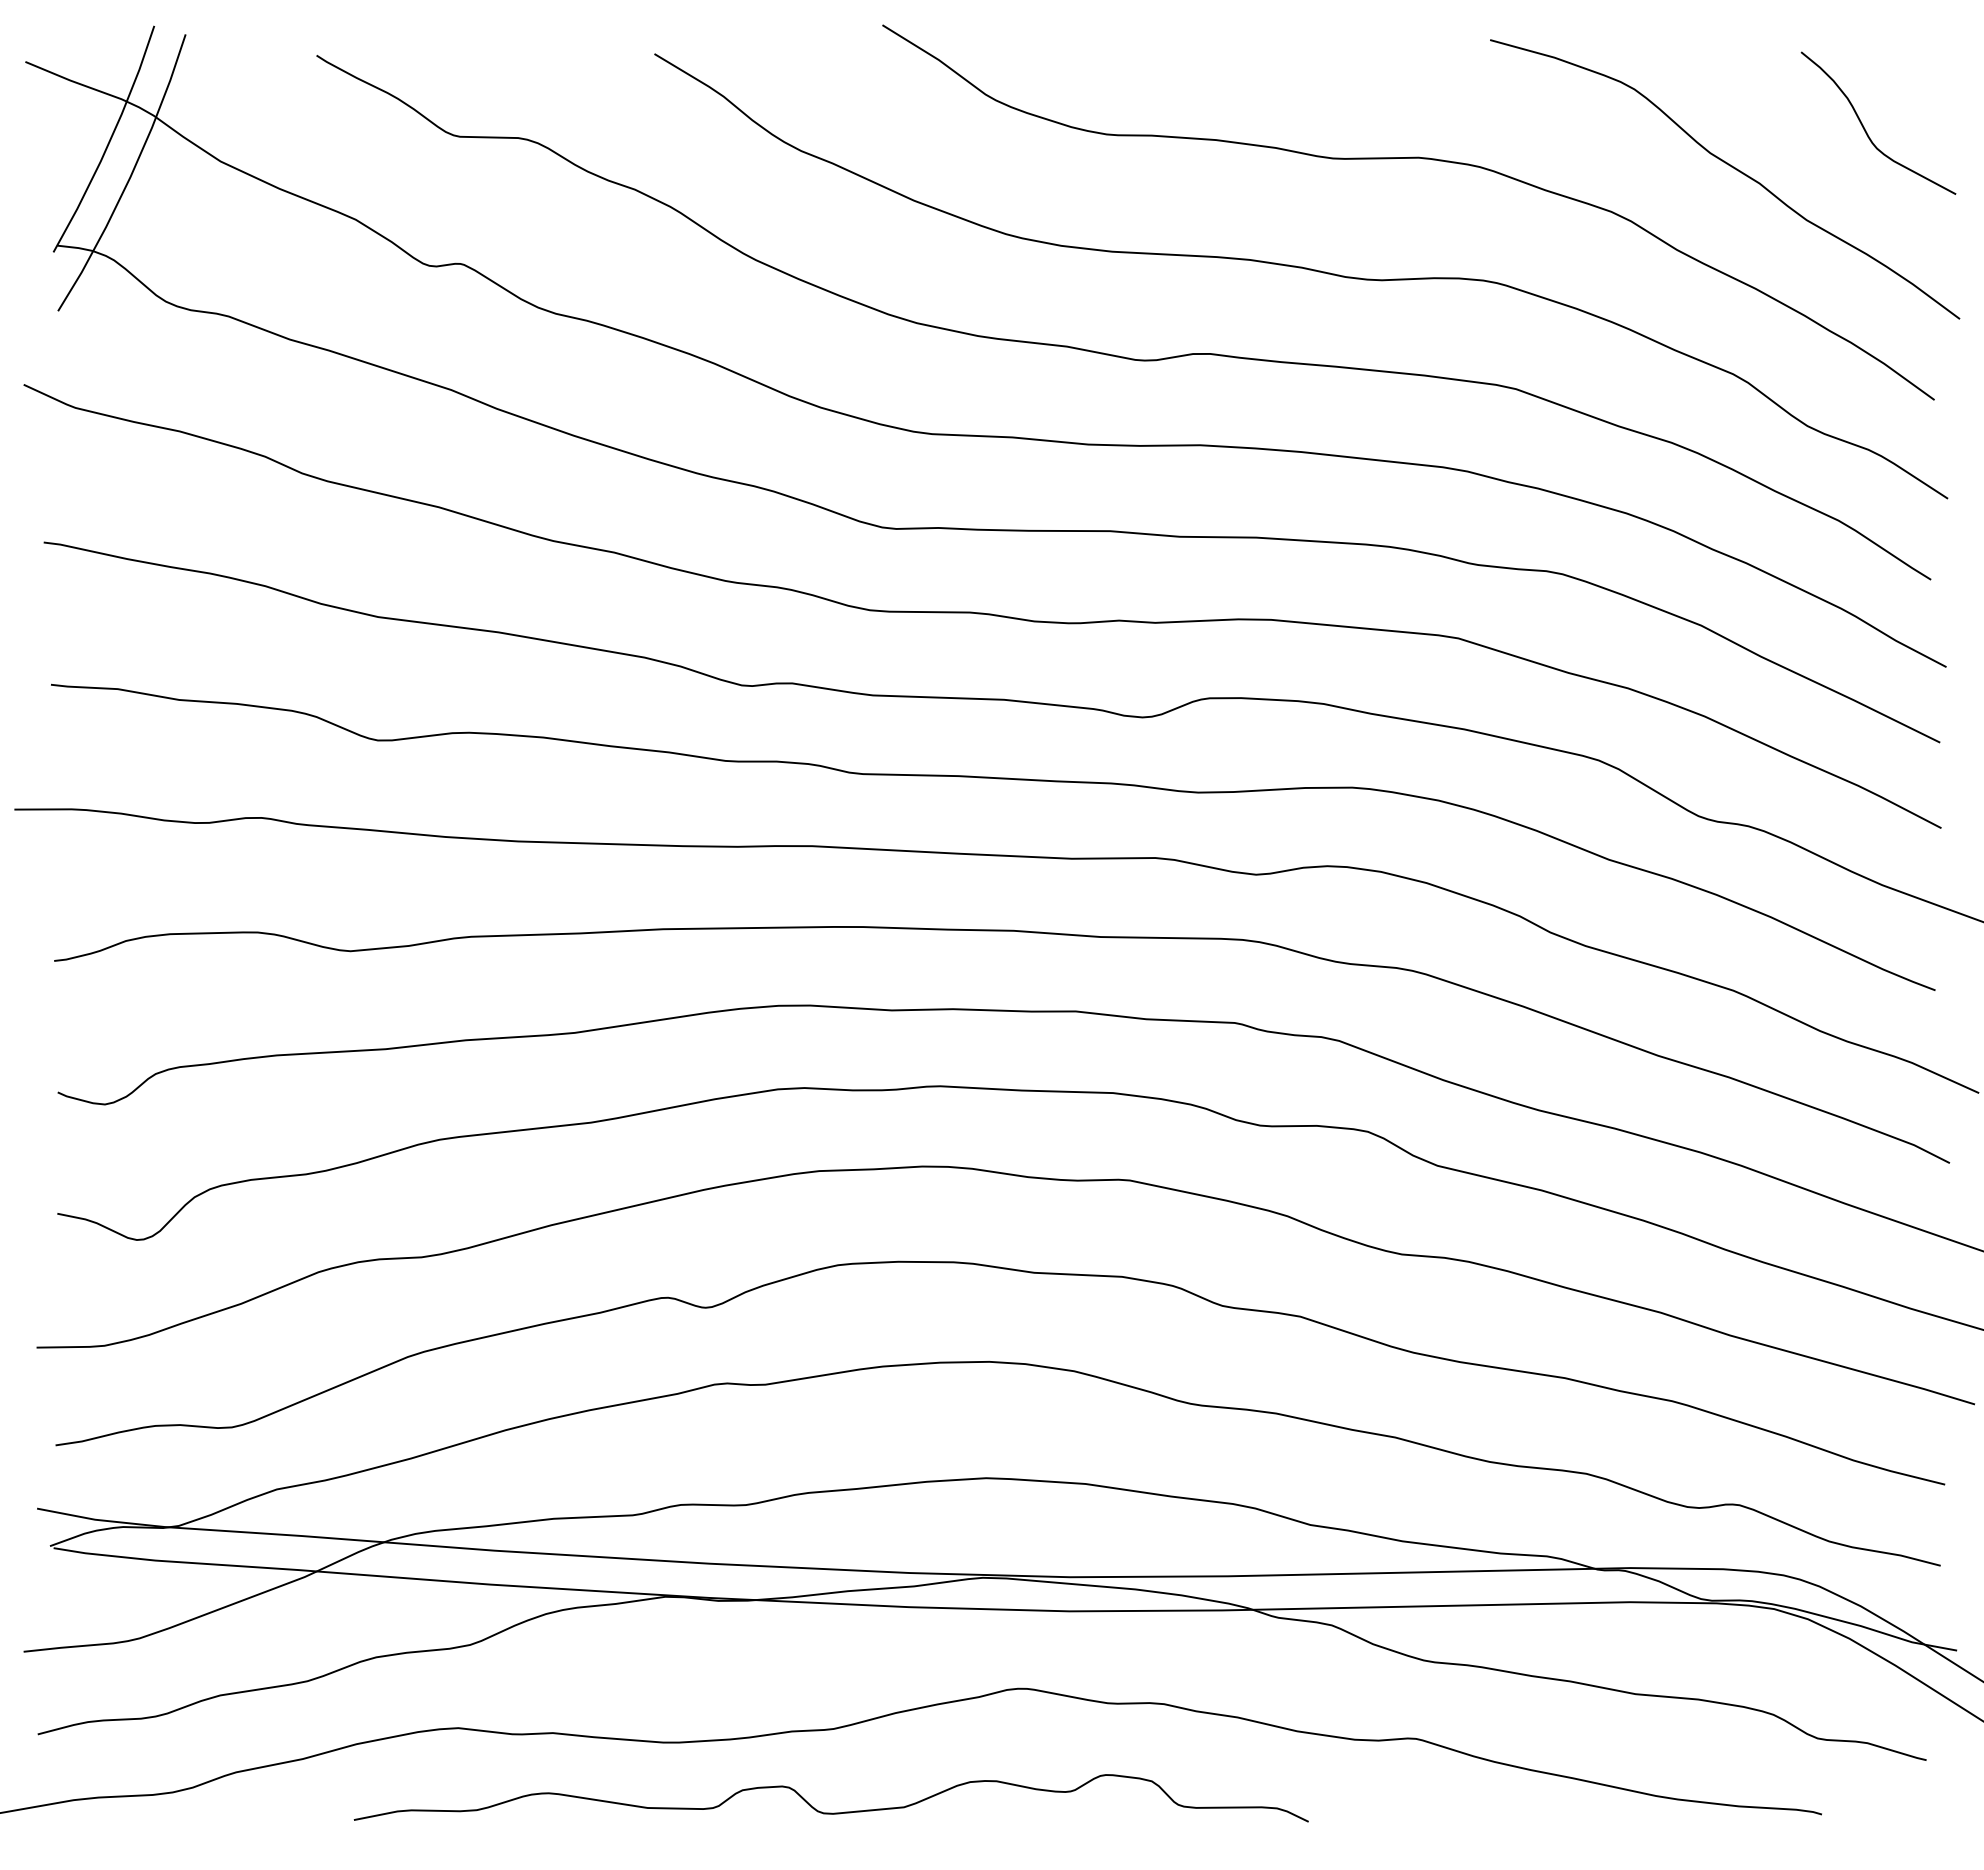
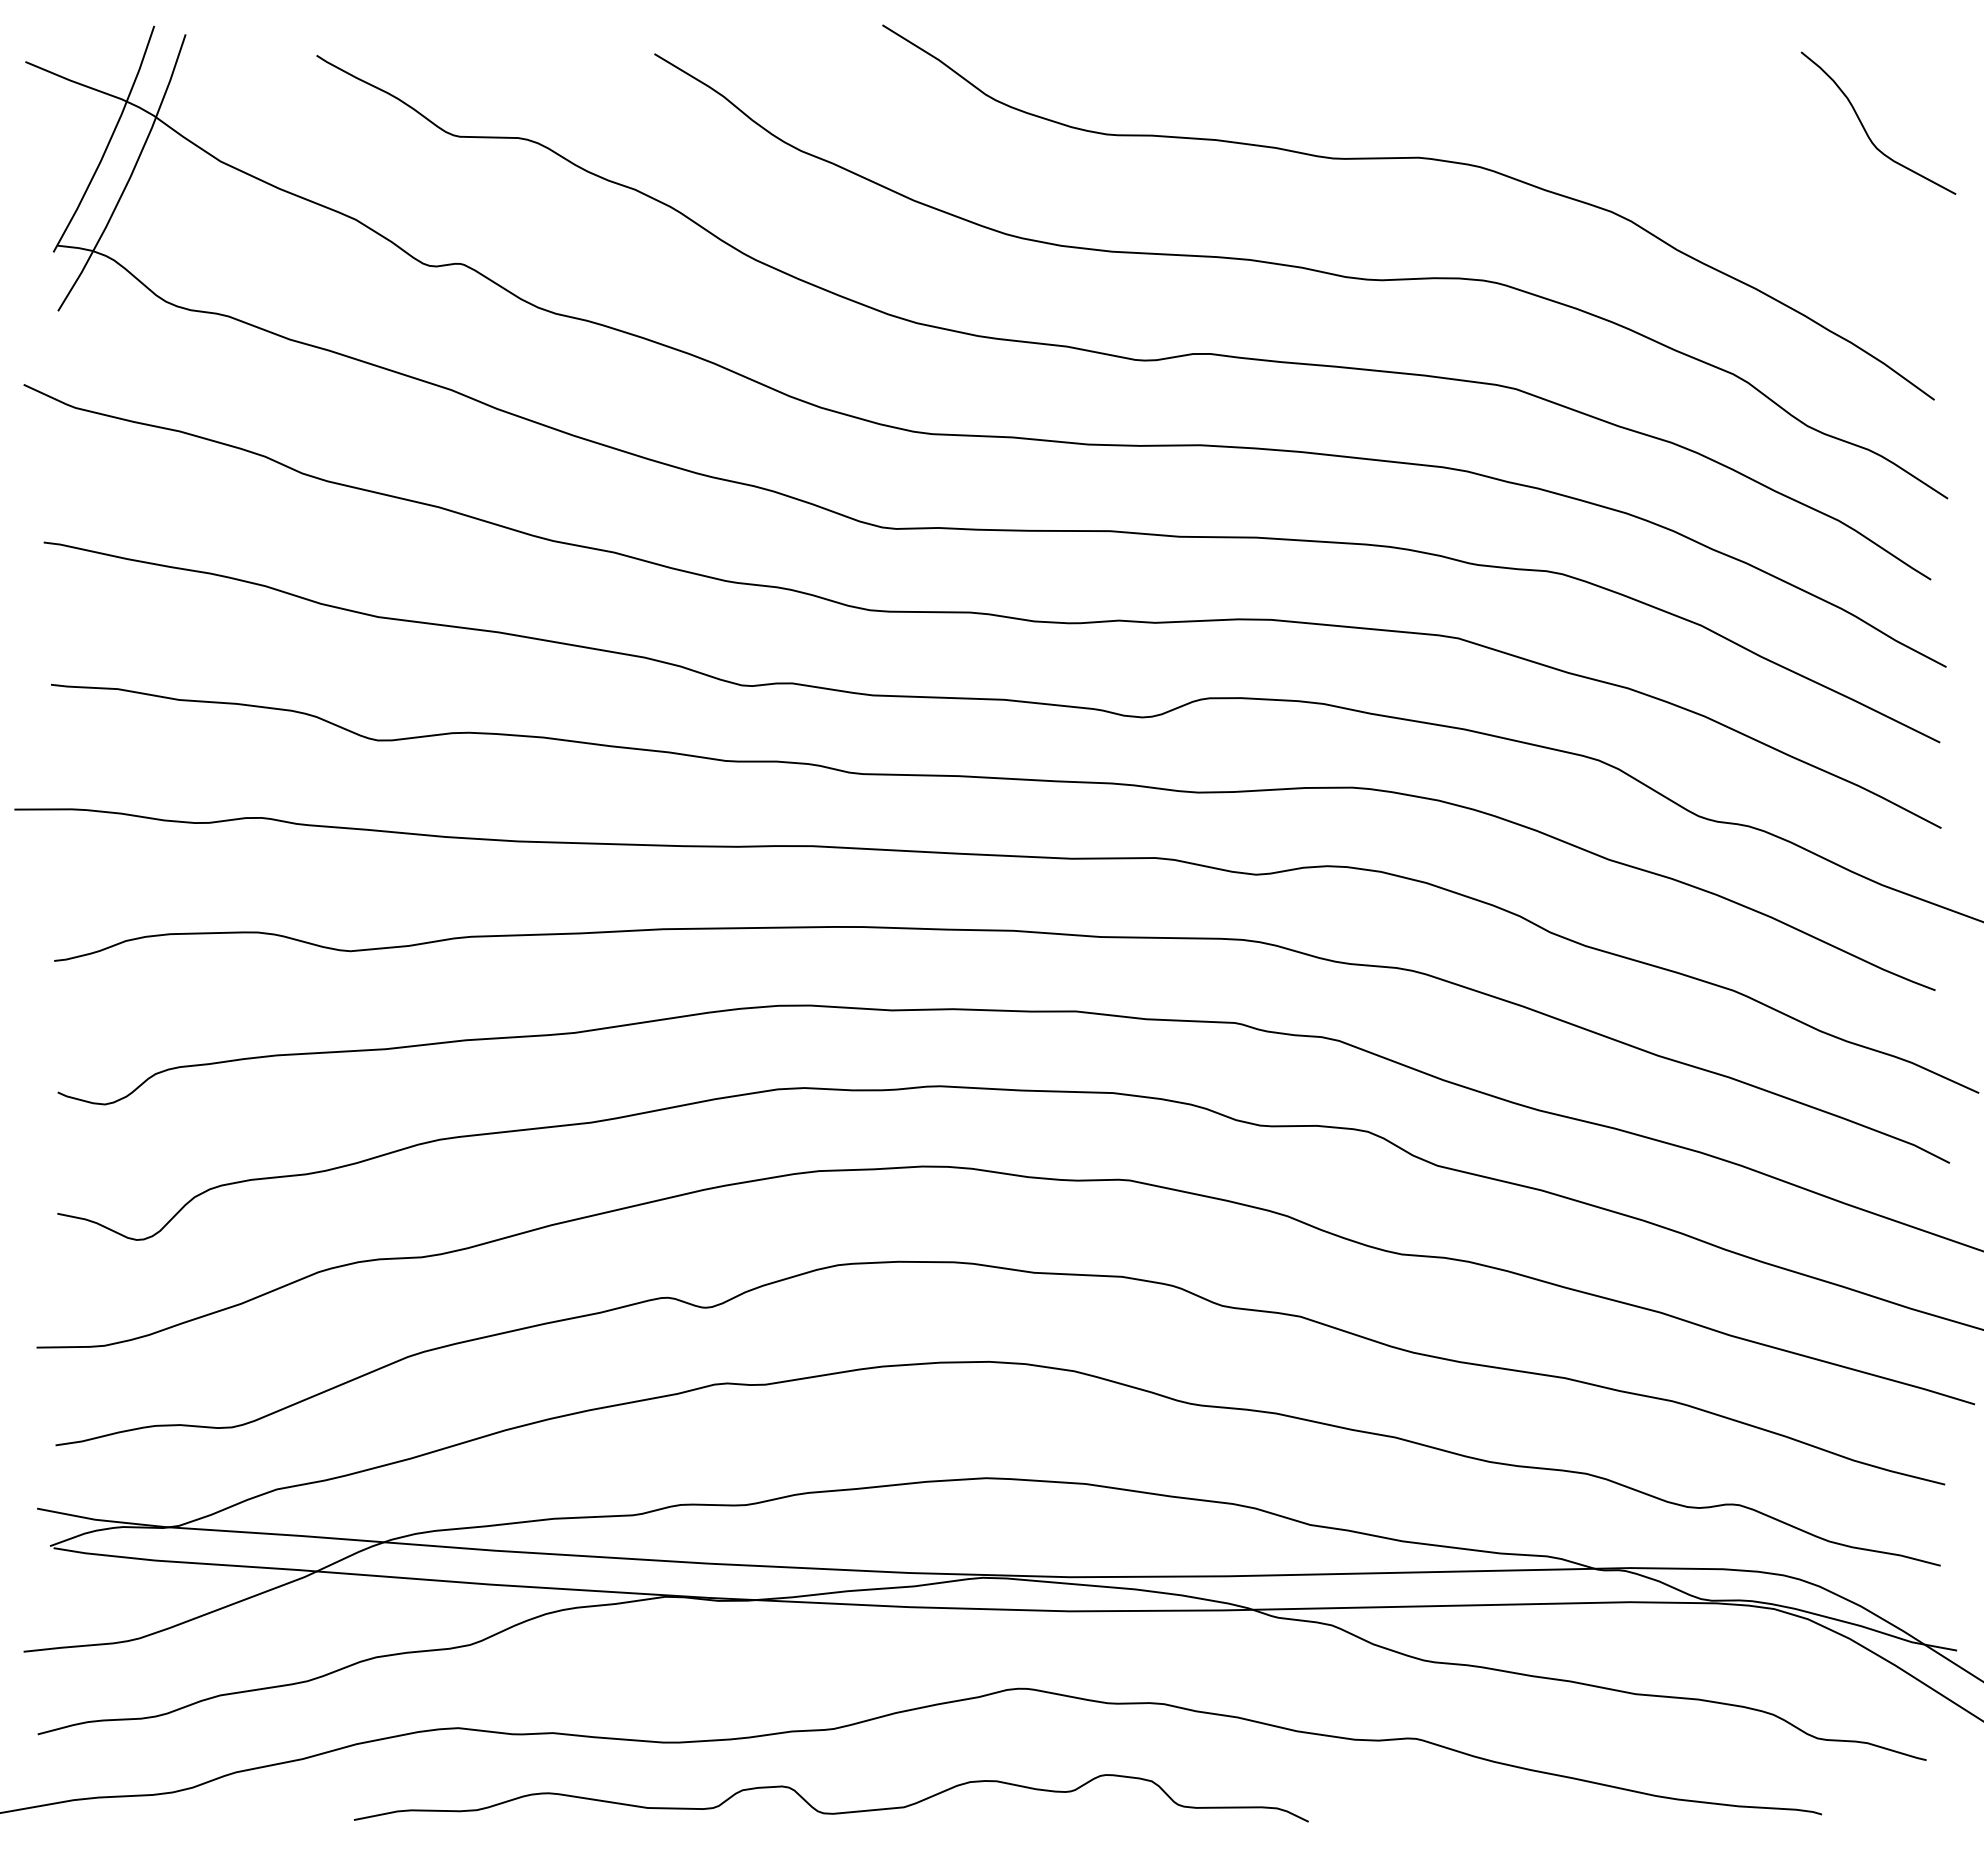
curve: present -> none (1731, 167)
